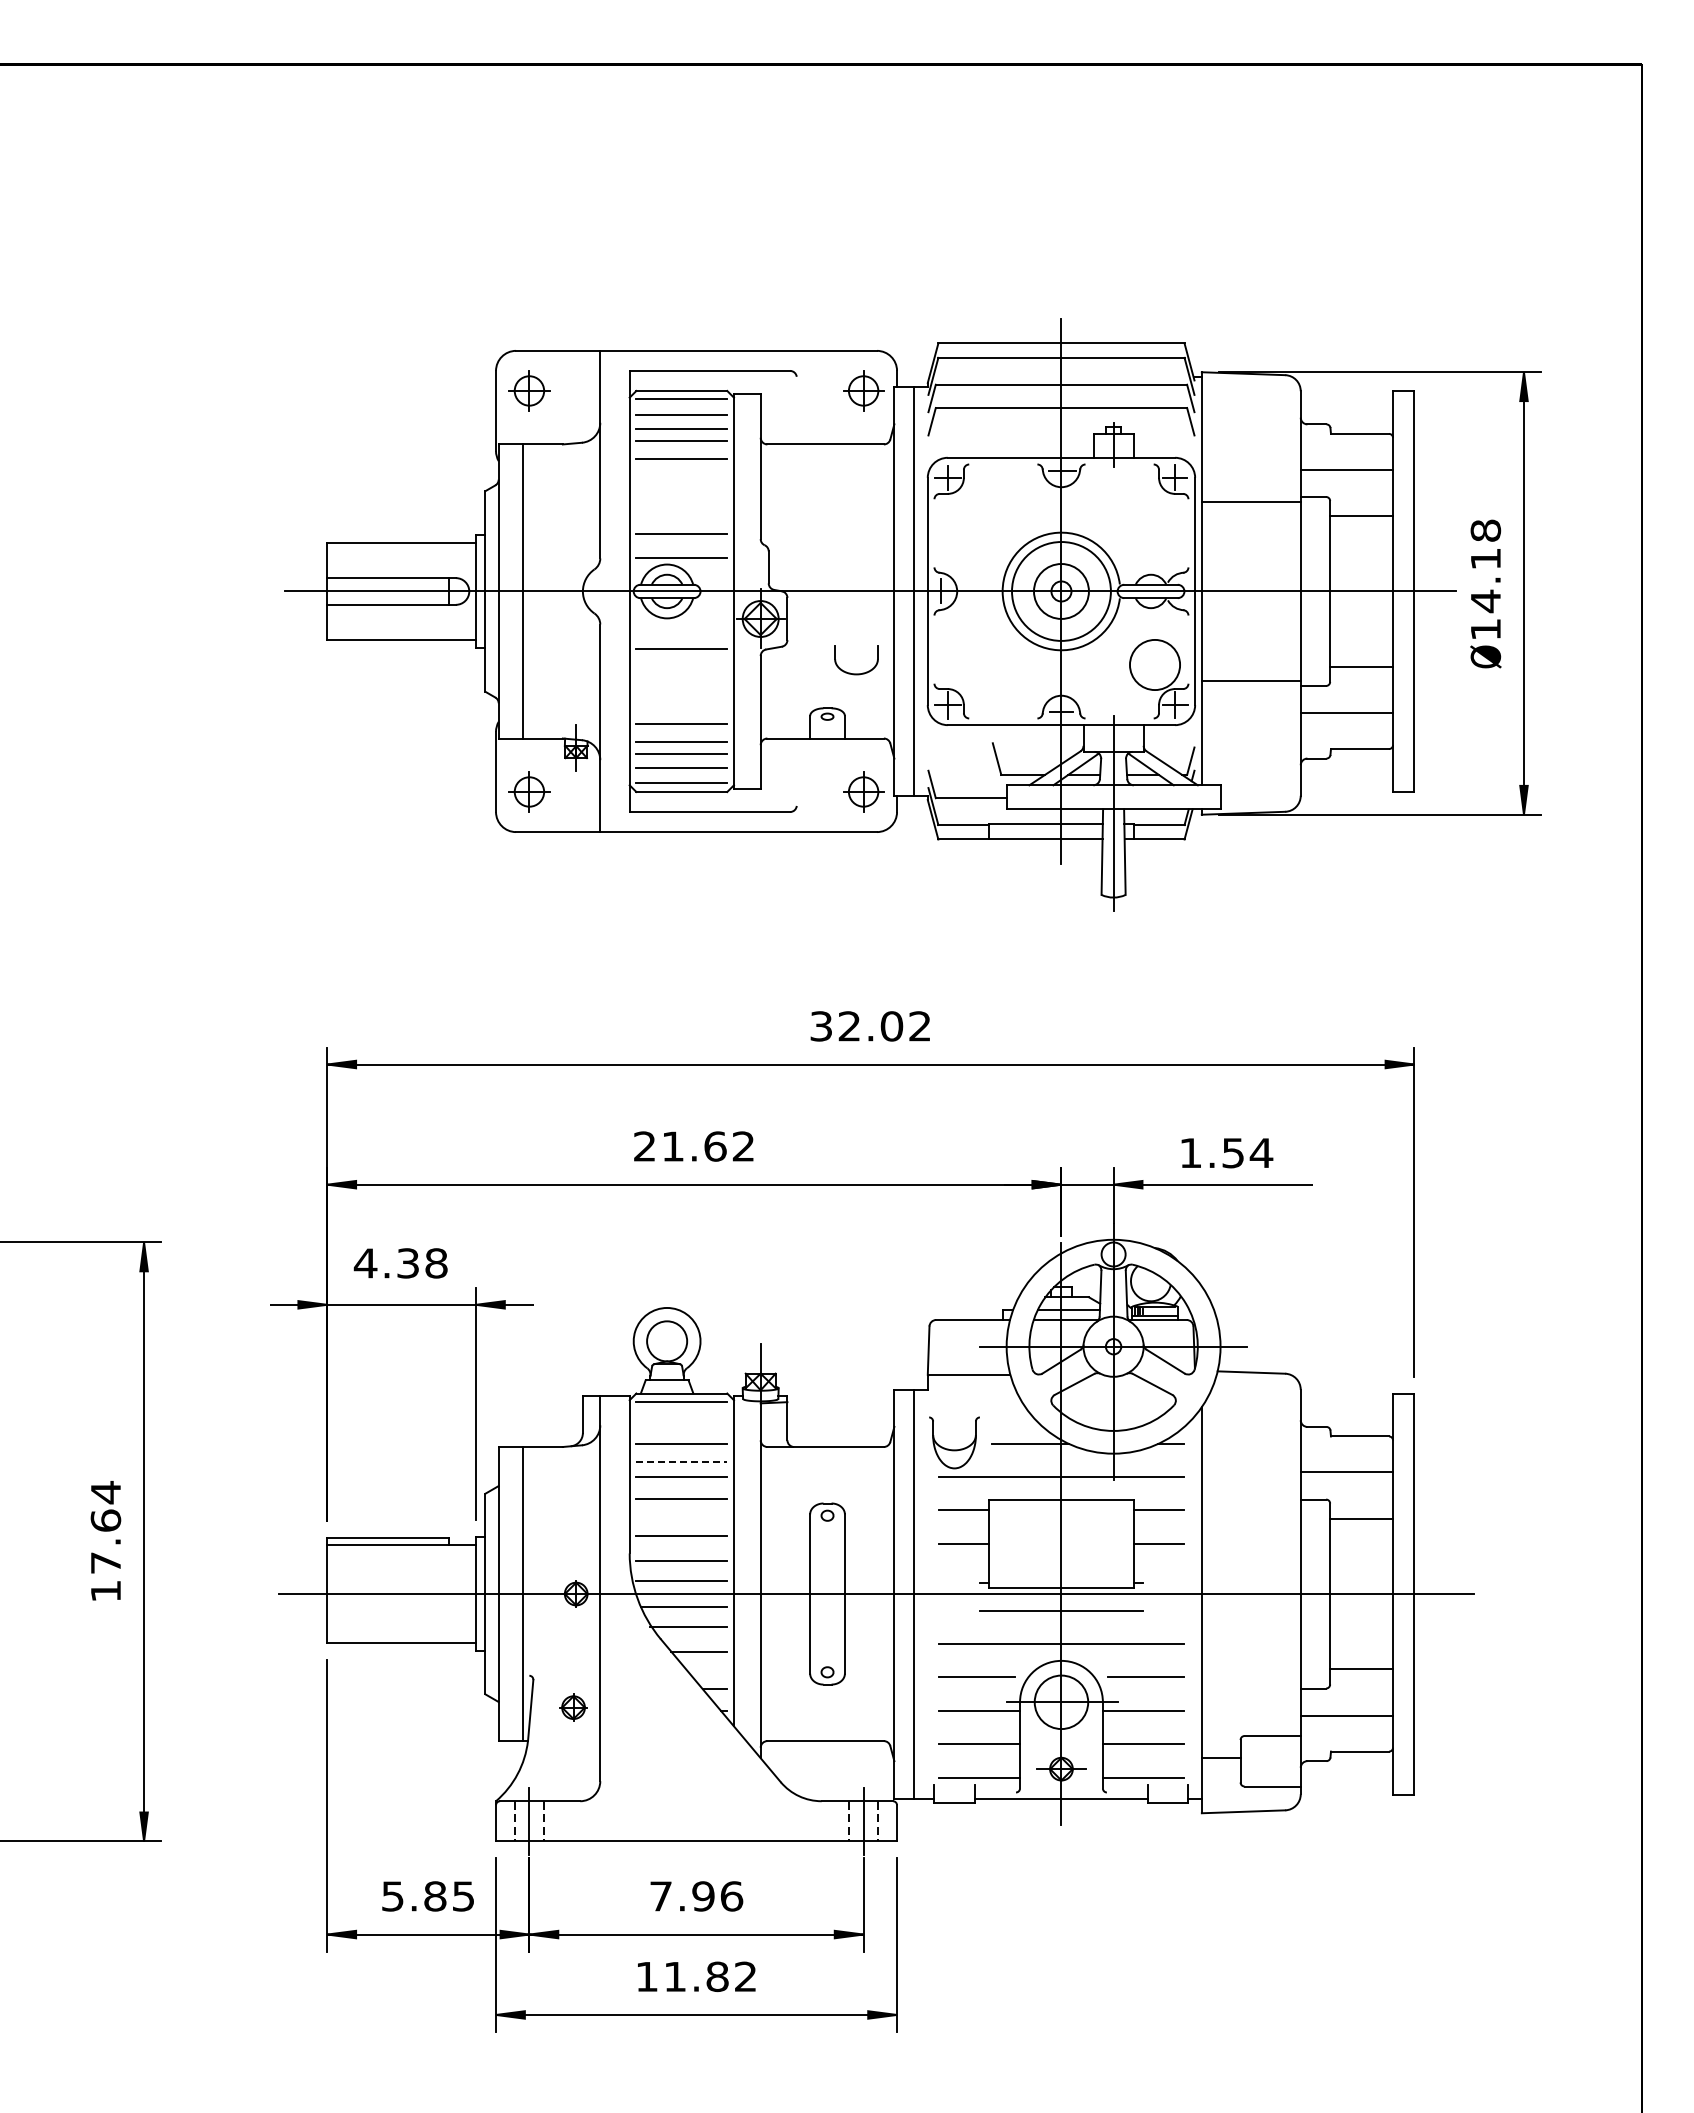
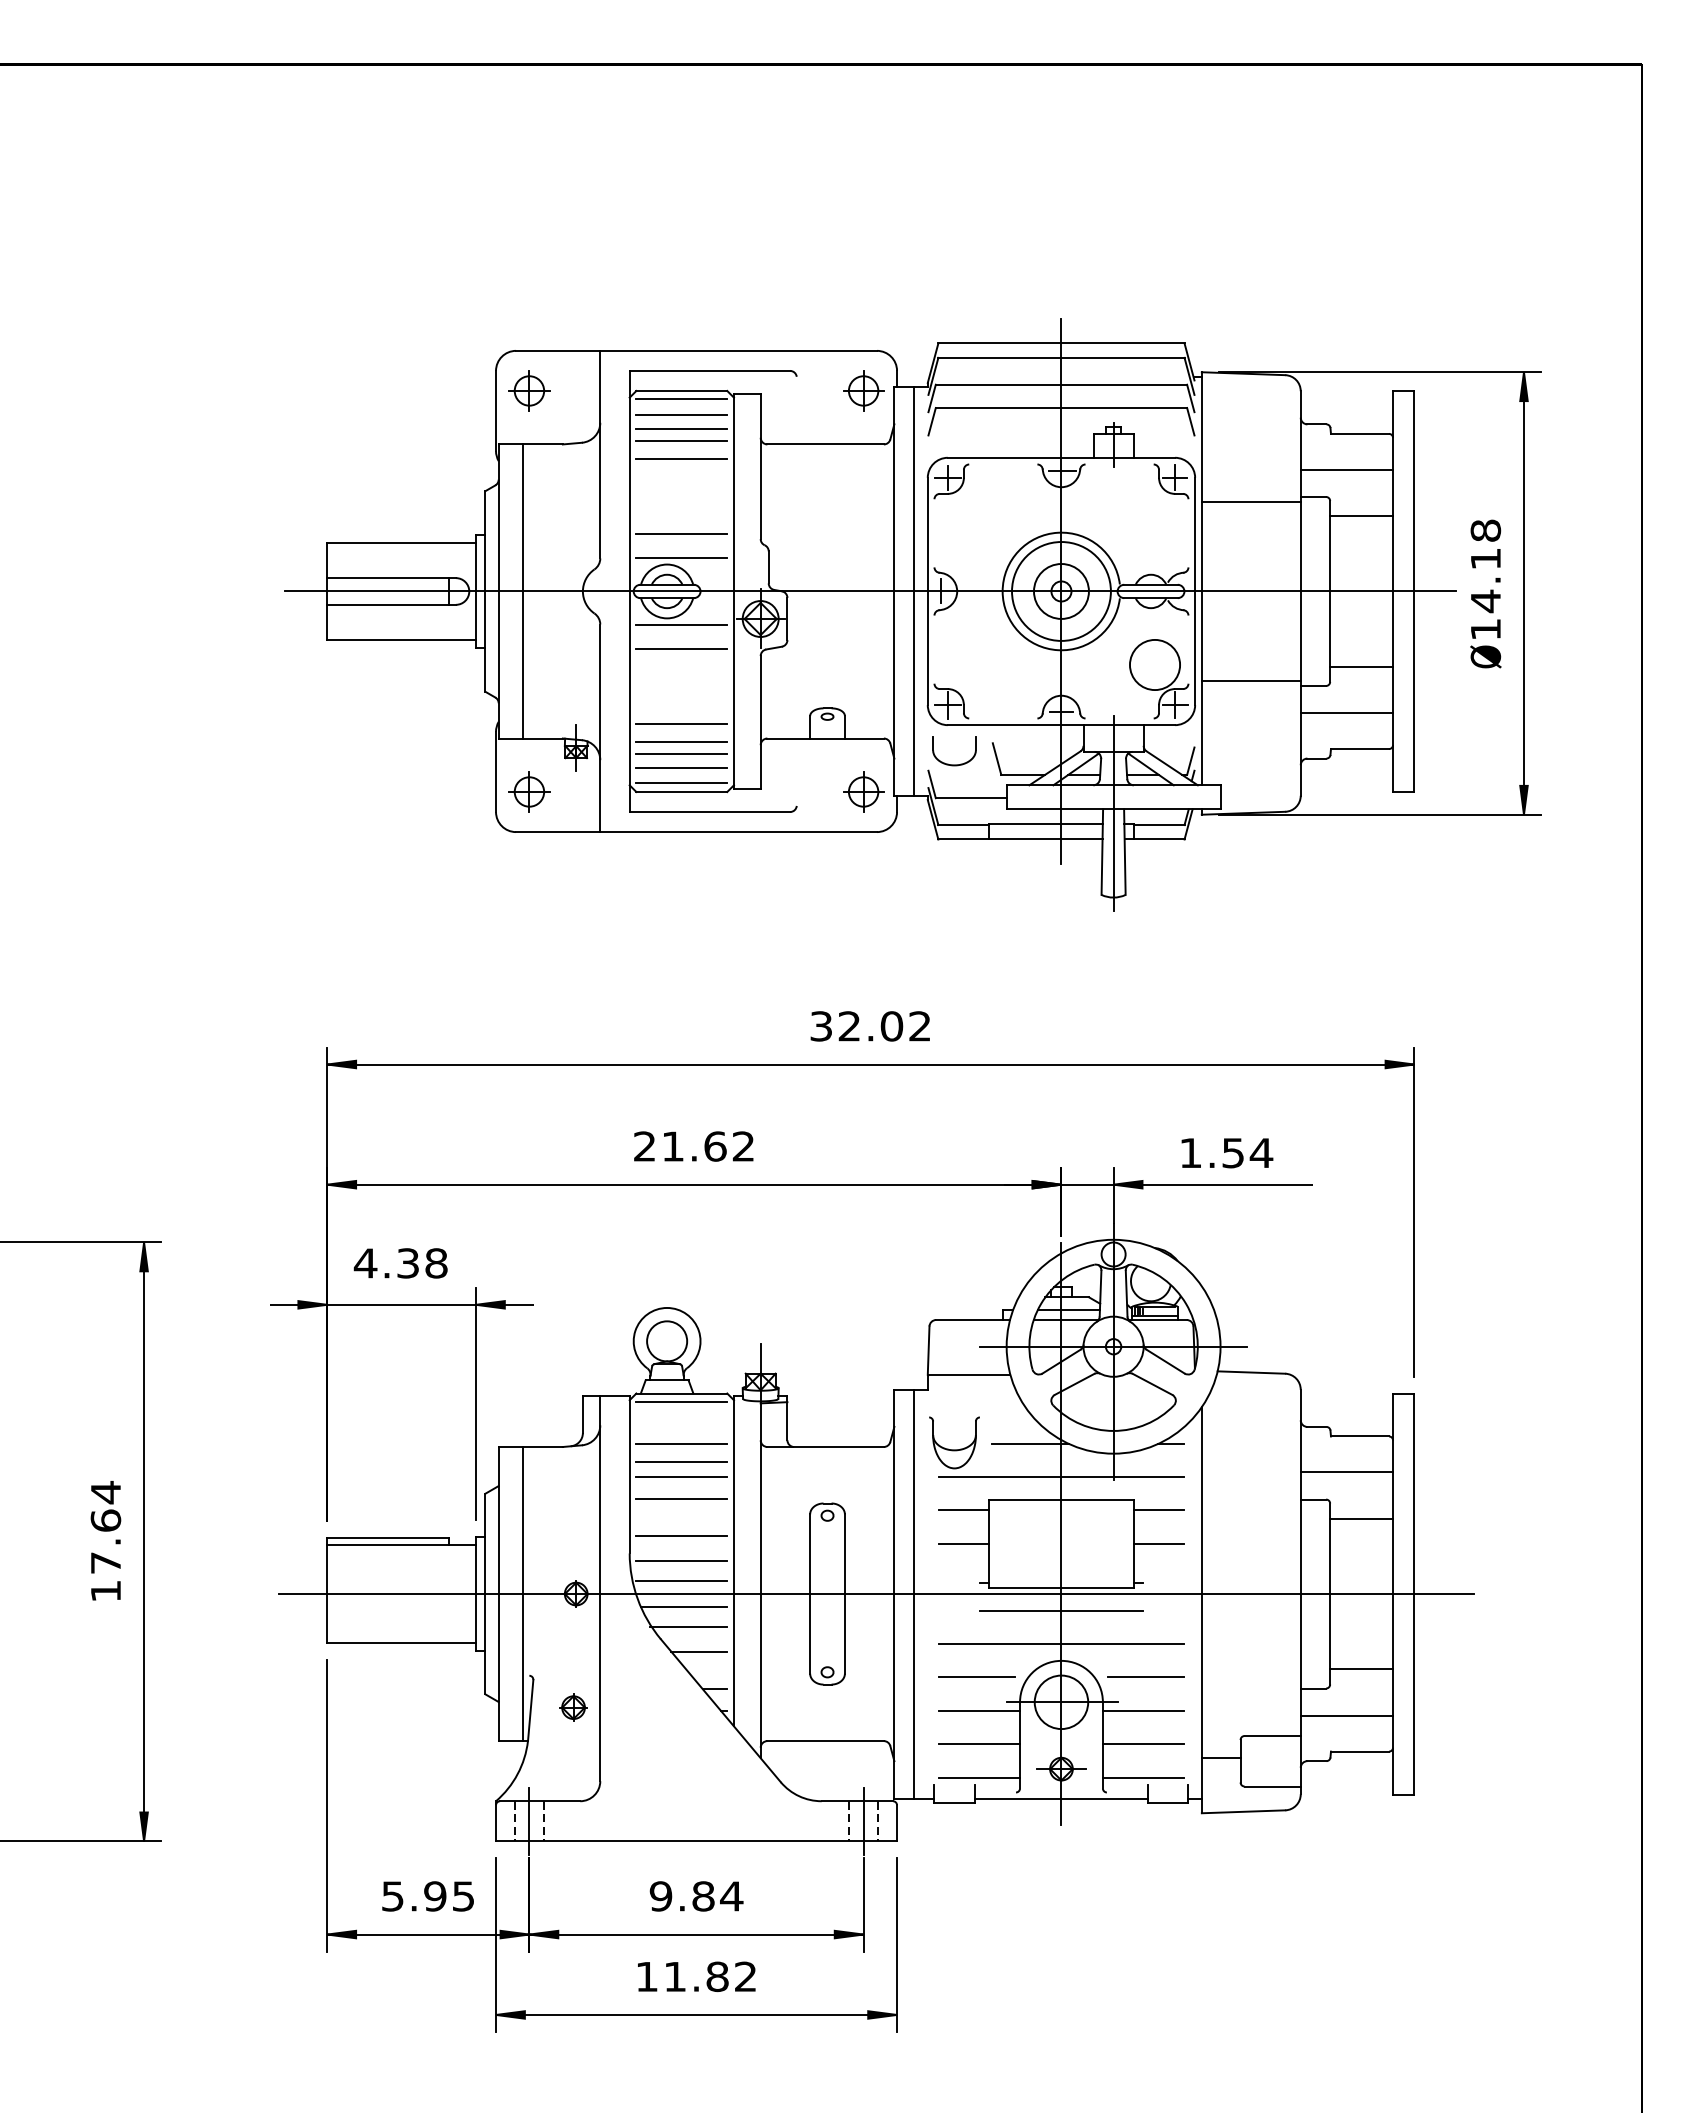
line: none -> present (681, 624)
part position: (856, 673) -> (954, 764) (954, 764)
line: dashed -> solid (682, 1461)
text: 5.85 -> 5.95 (435, 1896)
text: 7.96 -> 9.84 (696, 1896)
